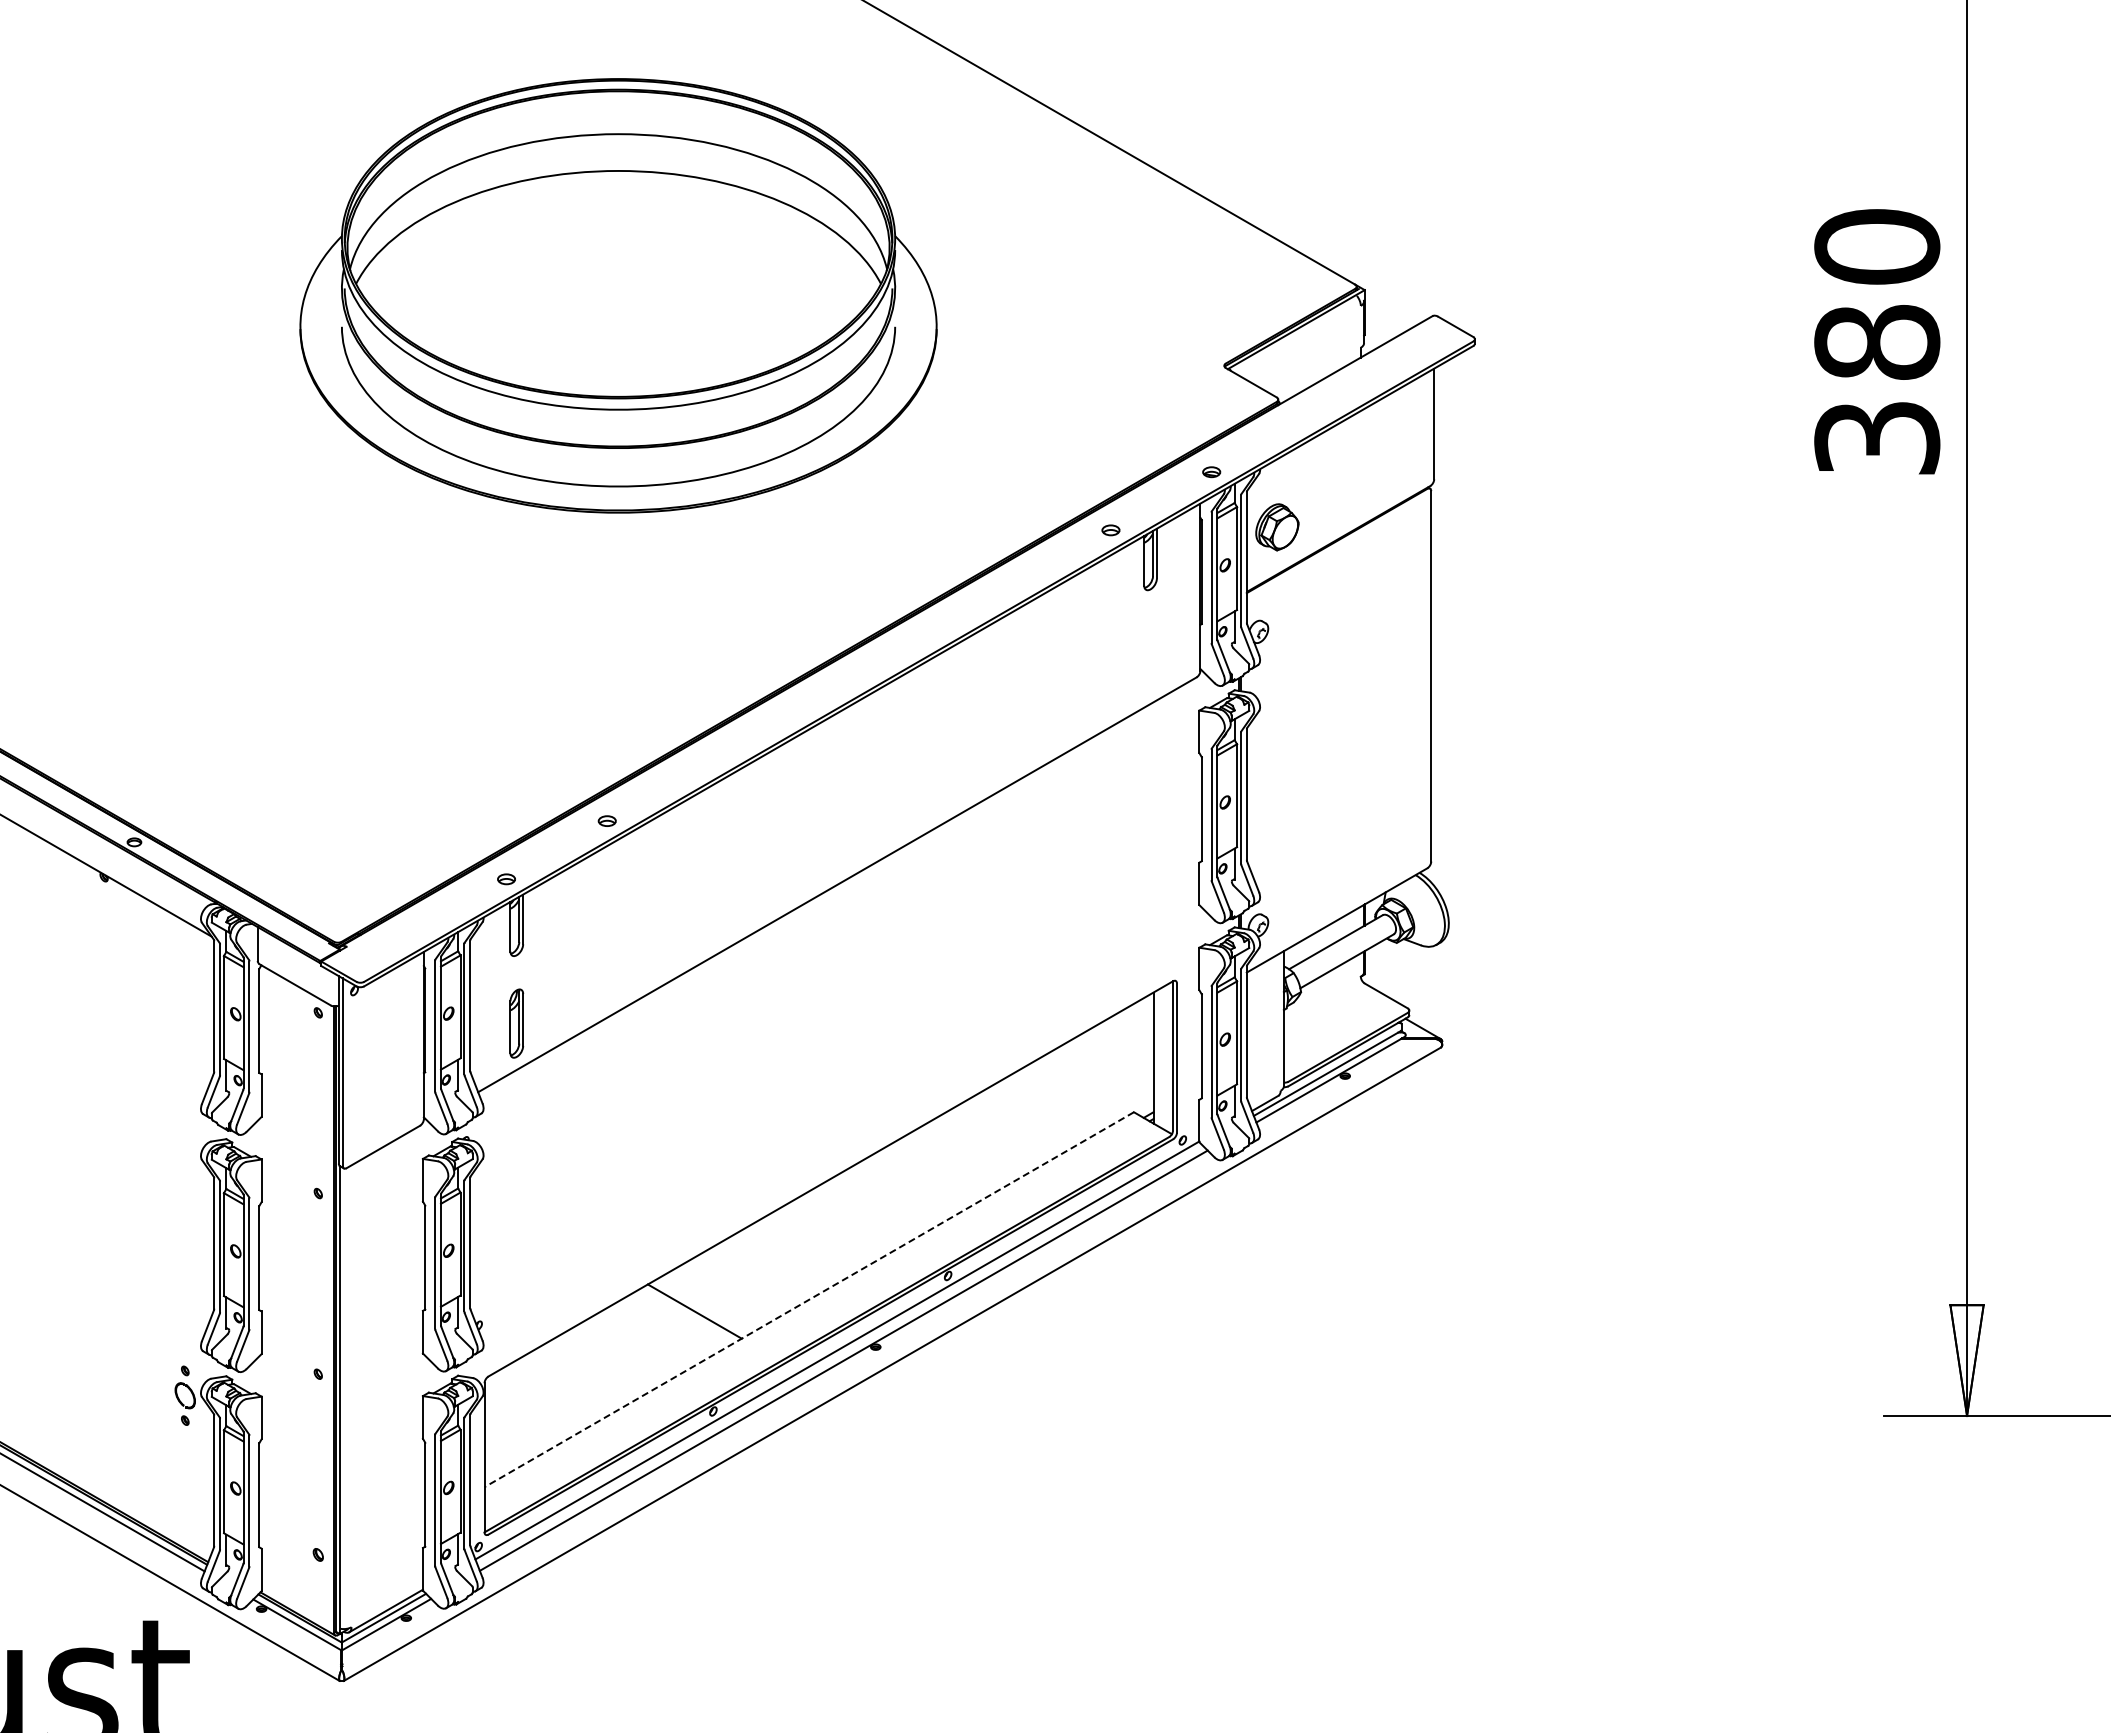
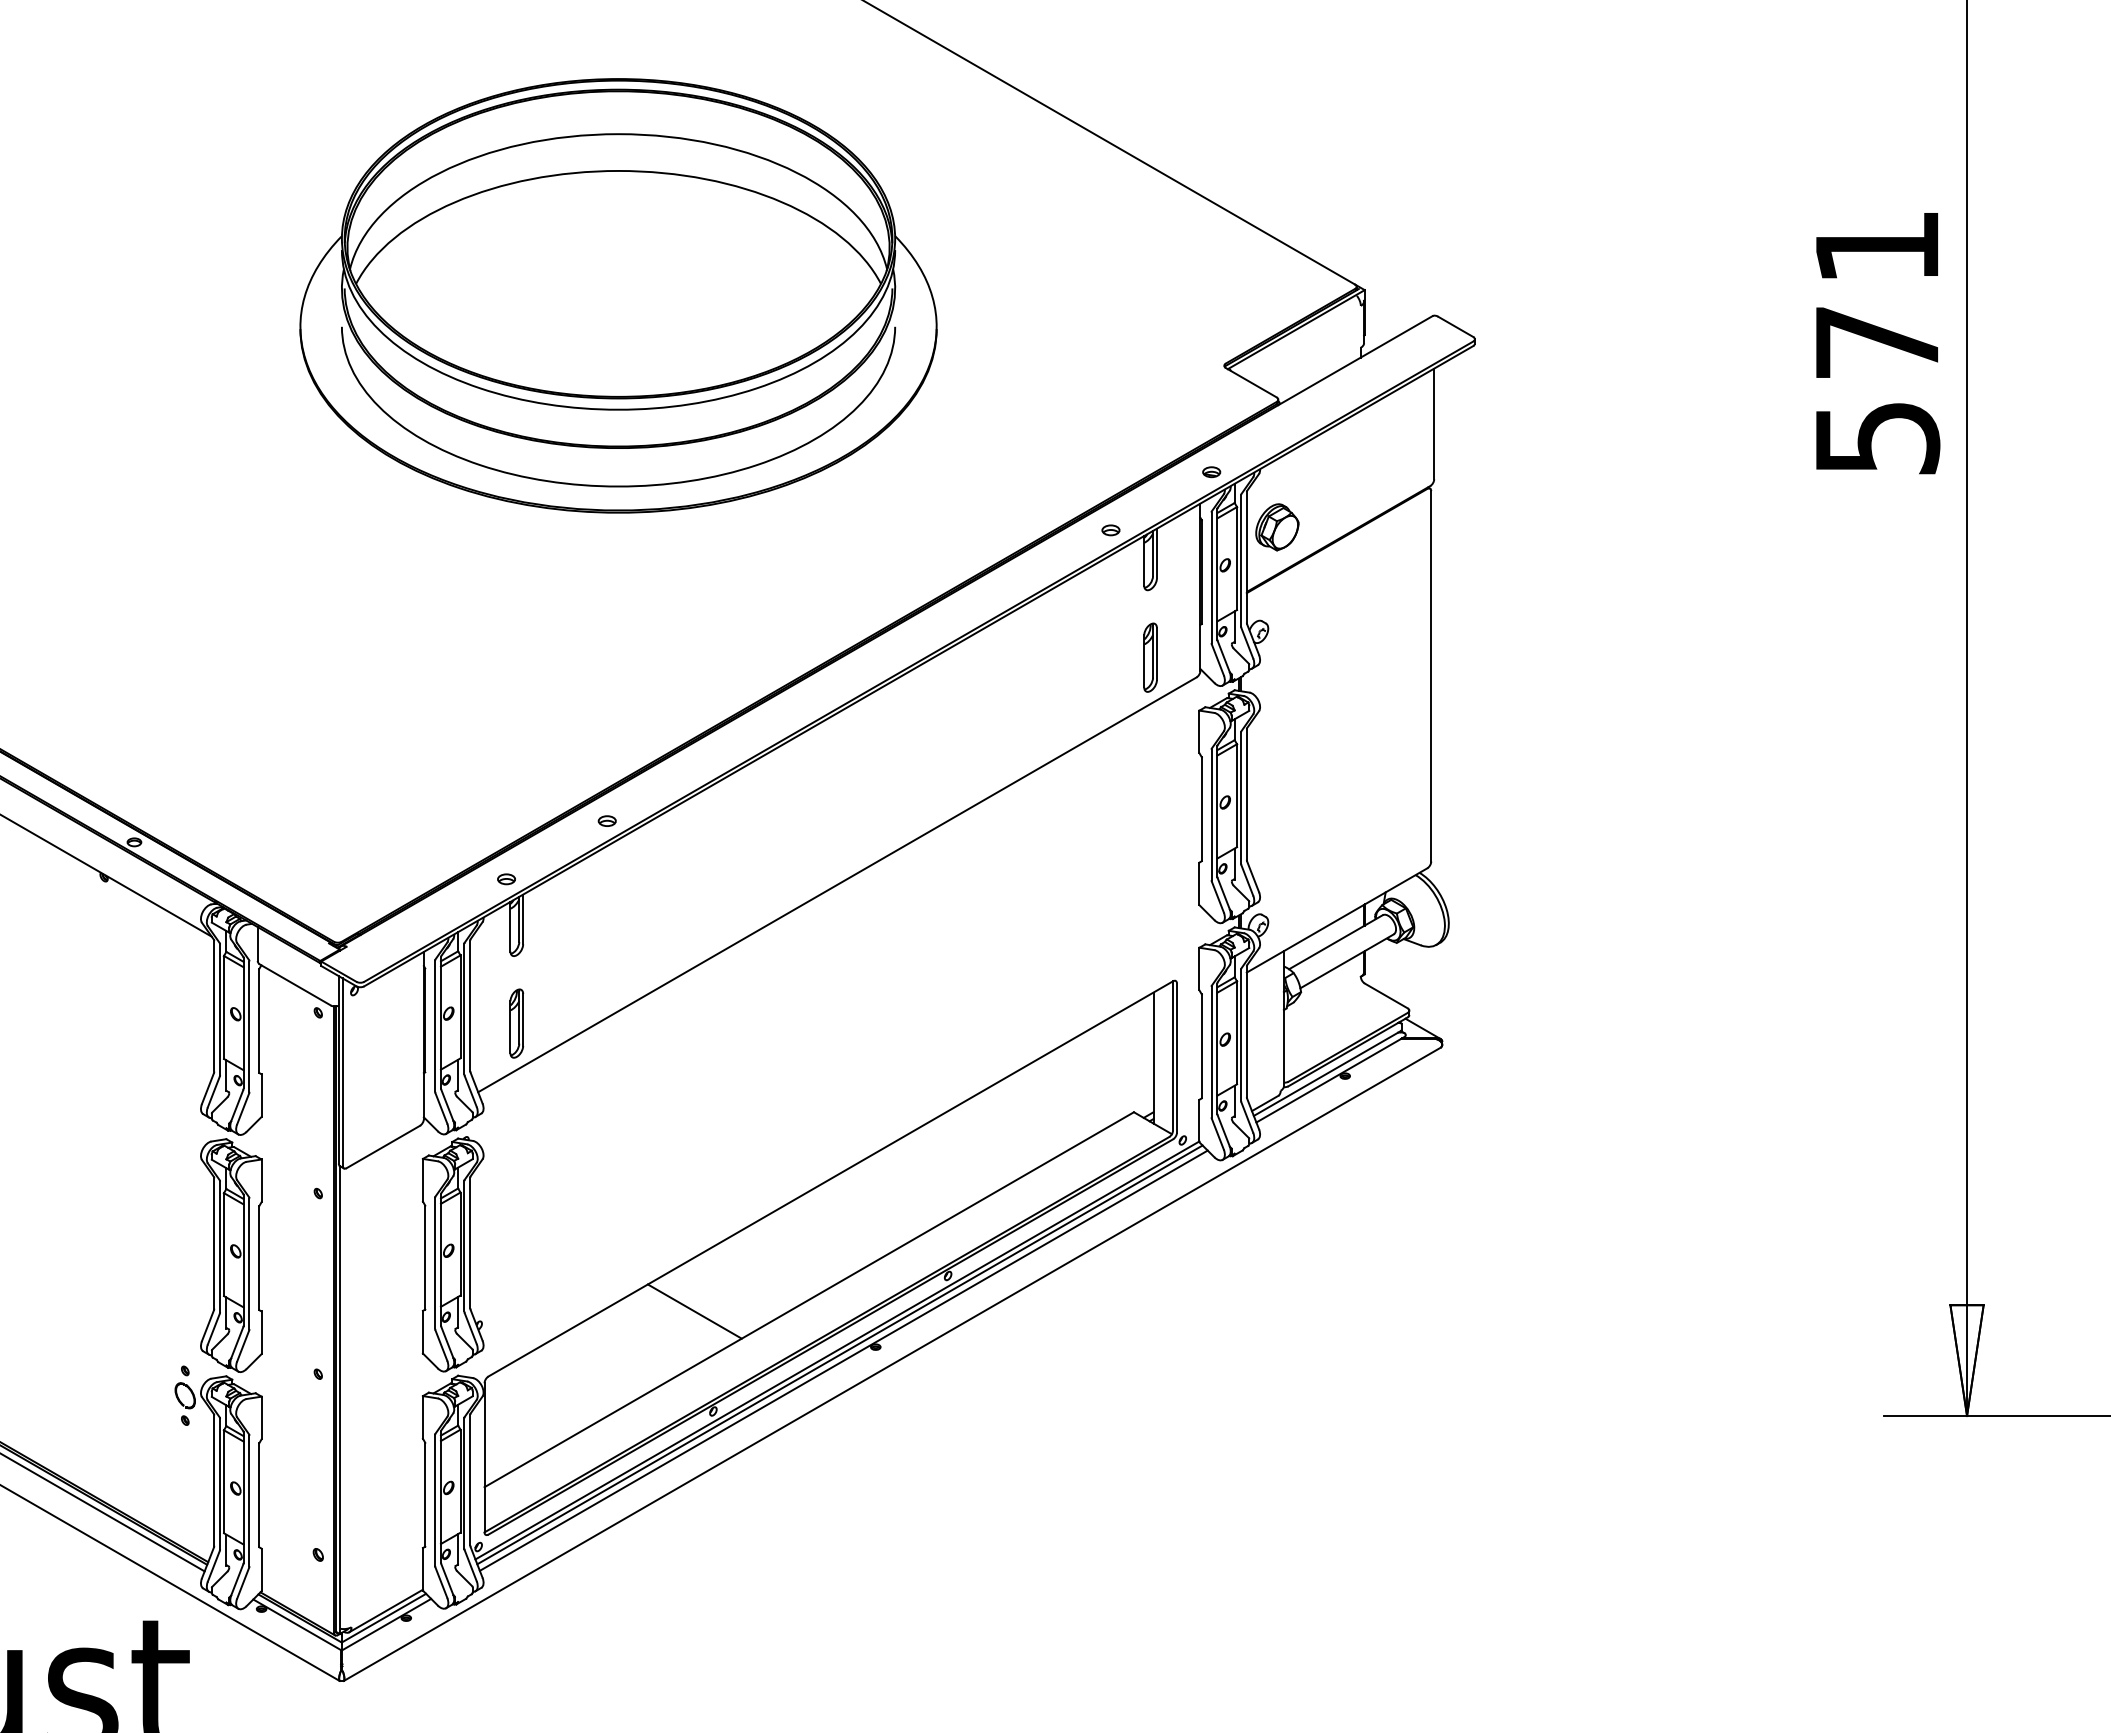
text: 380 -> 571 (1877, 341)
part: none -> present (1150, 657)
line: dashed -> solid (809, 1299)
line: none -> present (839, 1354)
